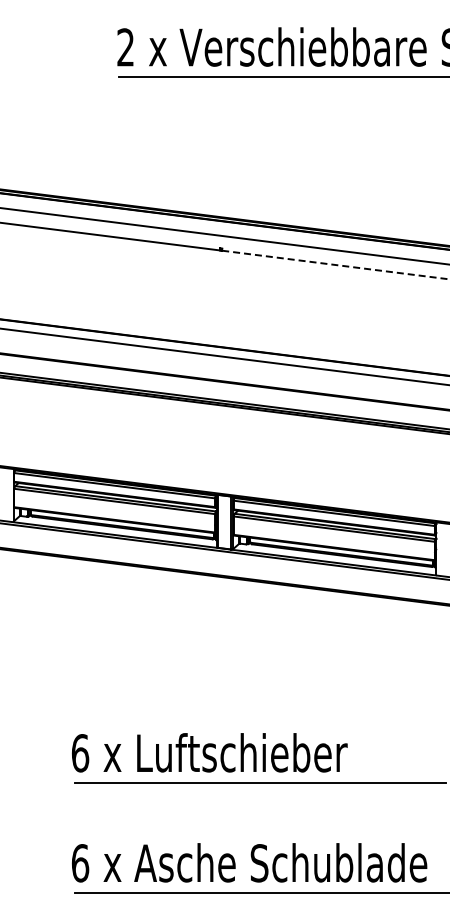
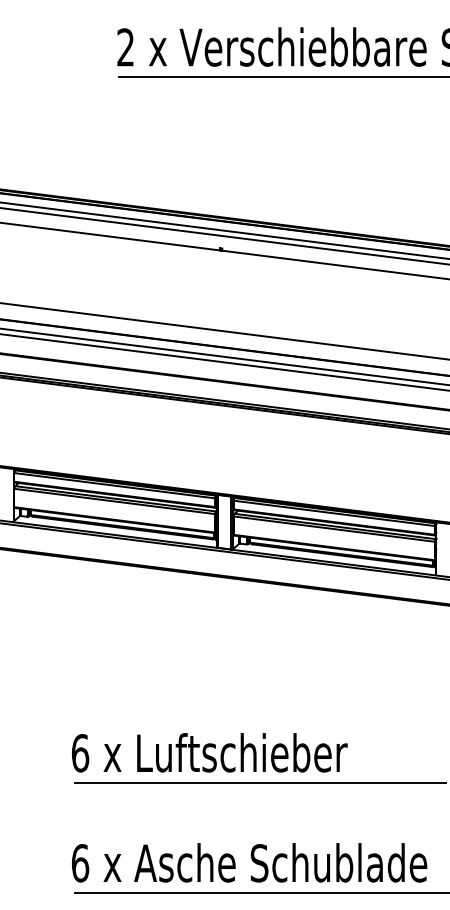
line: none -> present (224, 230)
line: dashed -> solid (336, 265)
line: none -> present (224, 331)
line: none -> present (224, 362)
